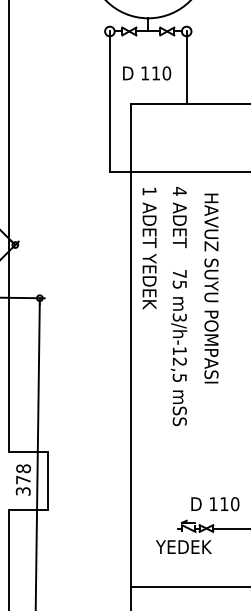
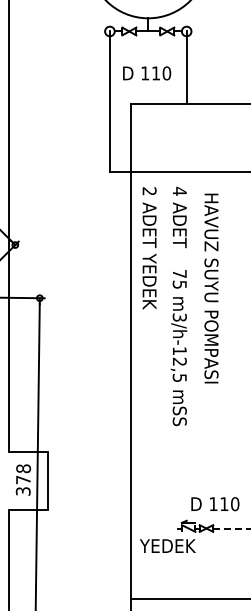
text: 1 -> 2 (149, 191)
line: solid -> dashed (232, 528)
text position: (183, 546) -> (167, 545) (167, 545)
line position: (189, 586) -> (189, 598) (189, 598)
